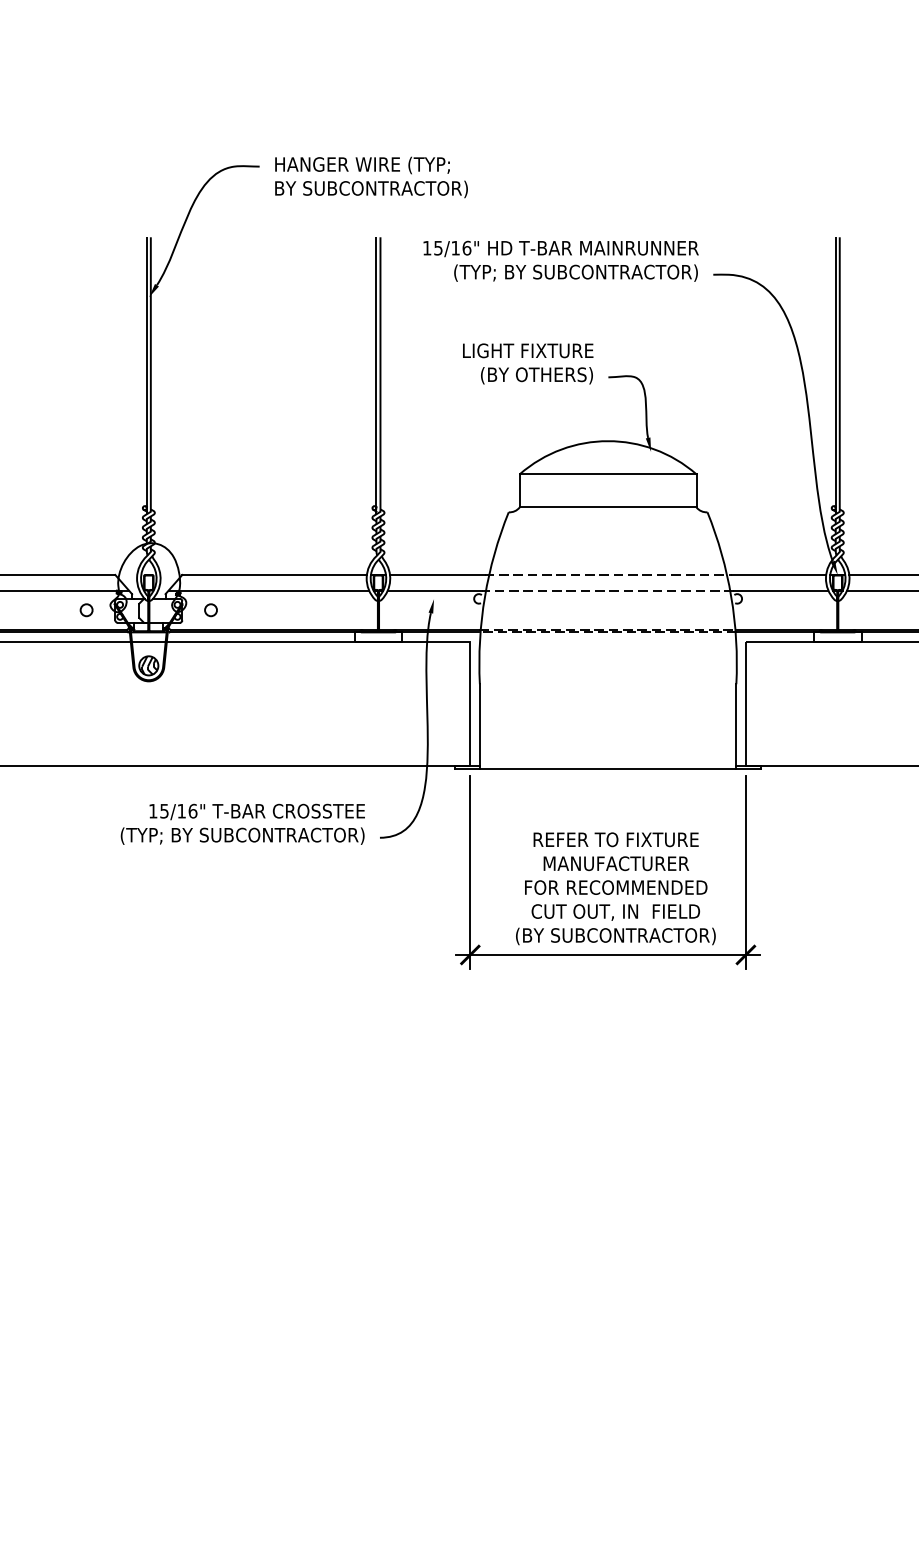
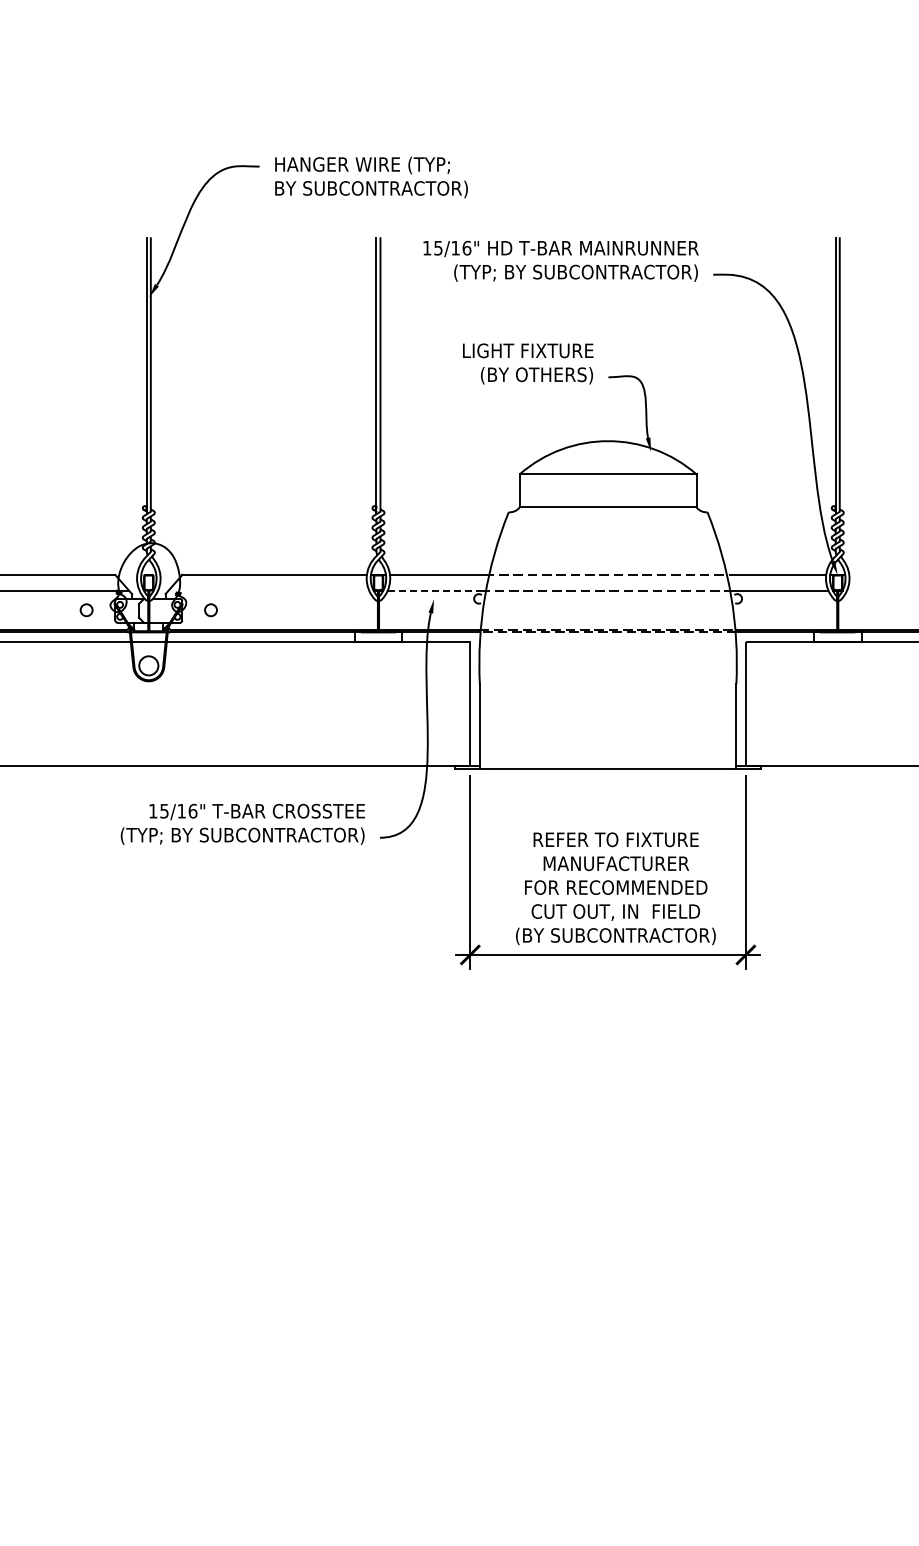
line: present -> none (882, 574)
line: present -> none (268, 590)
line: solid -> dashed (435, 590)
line: present -> none (881, 590)
hatch: present -> none (149, 665)
